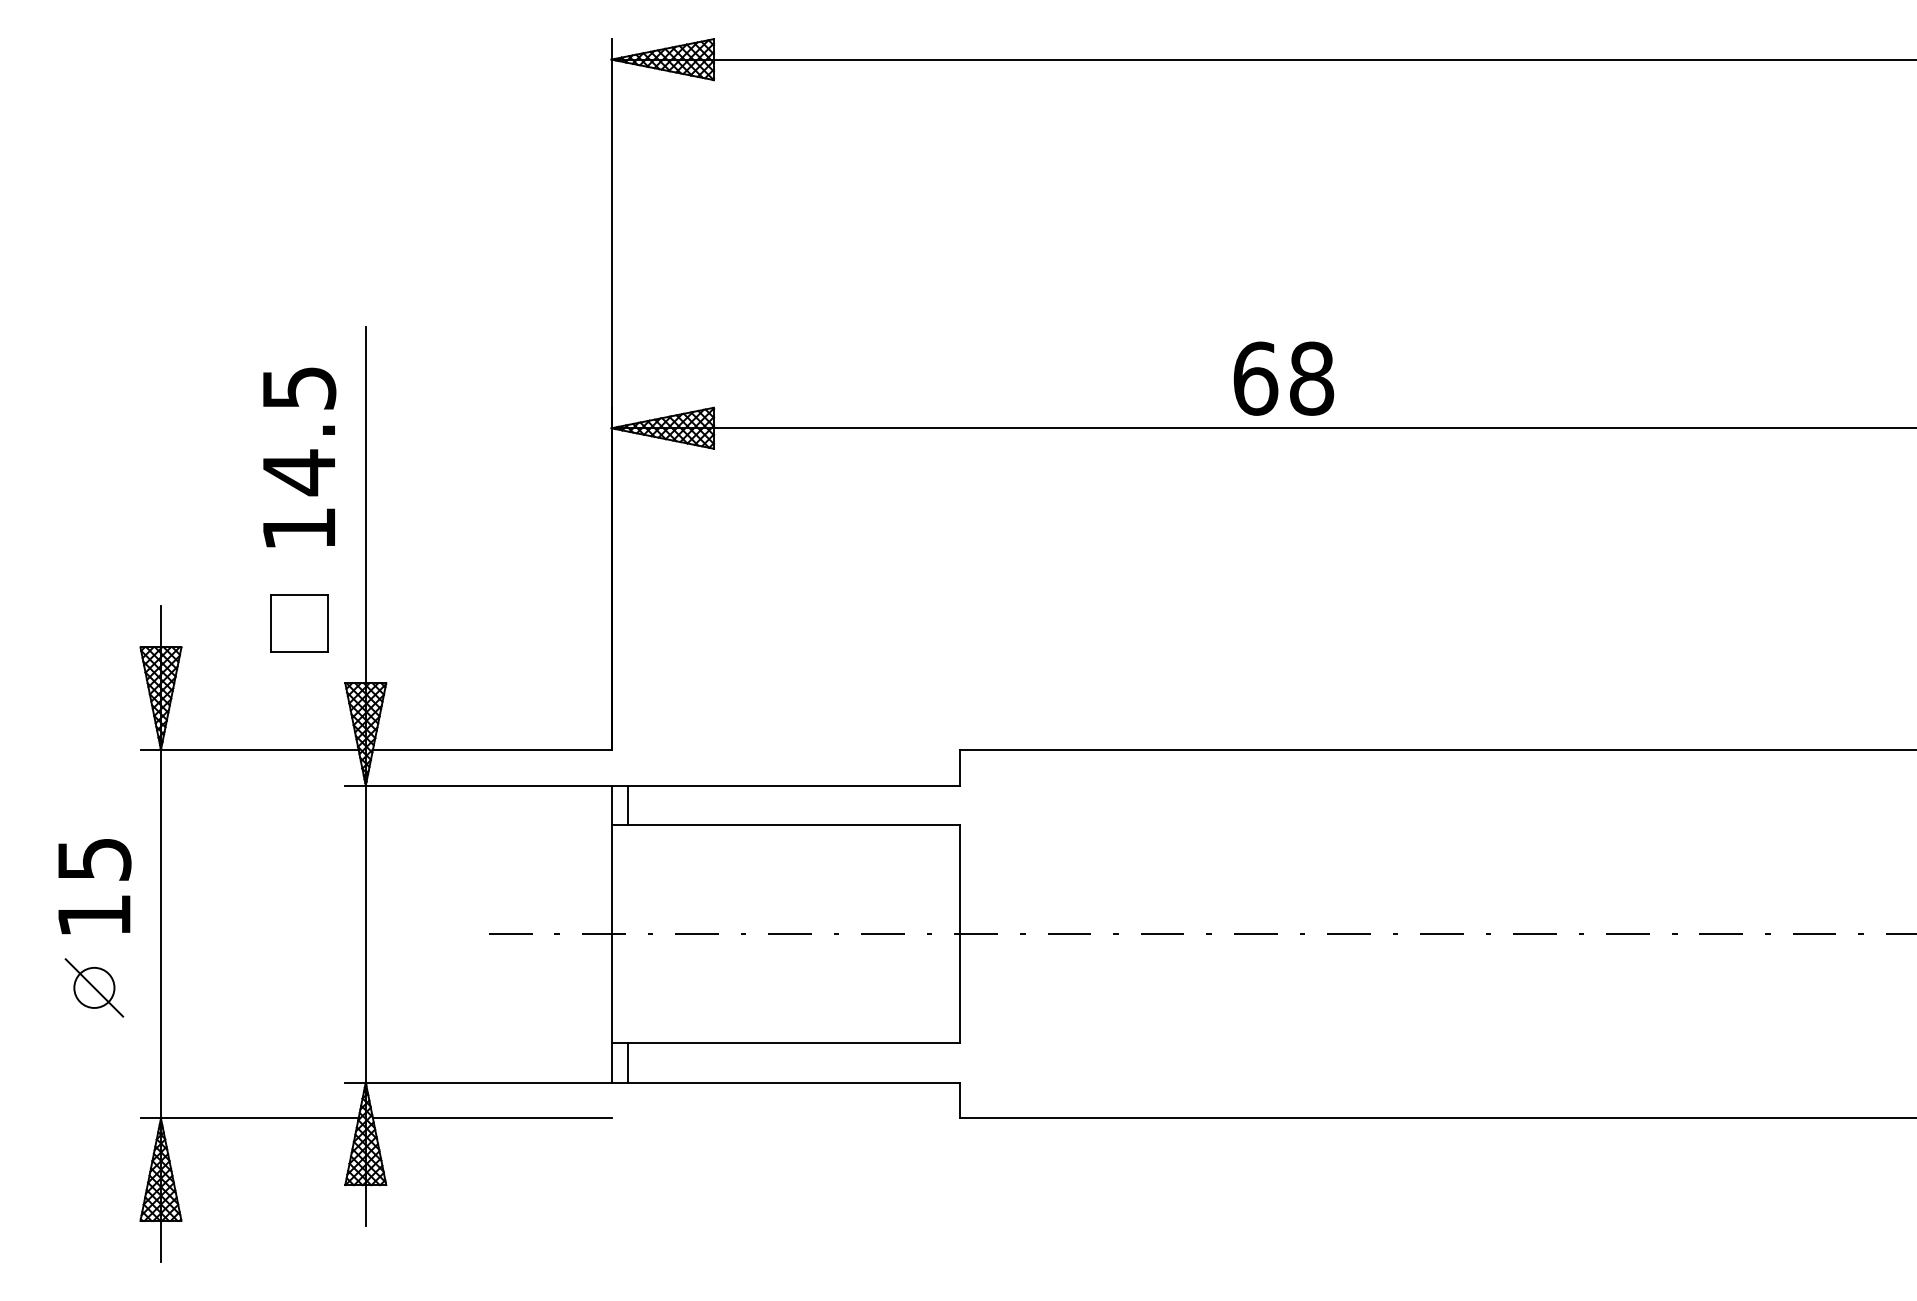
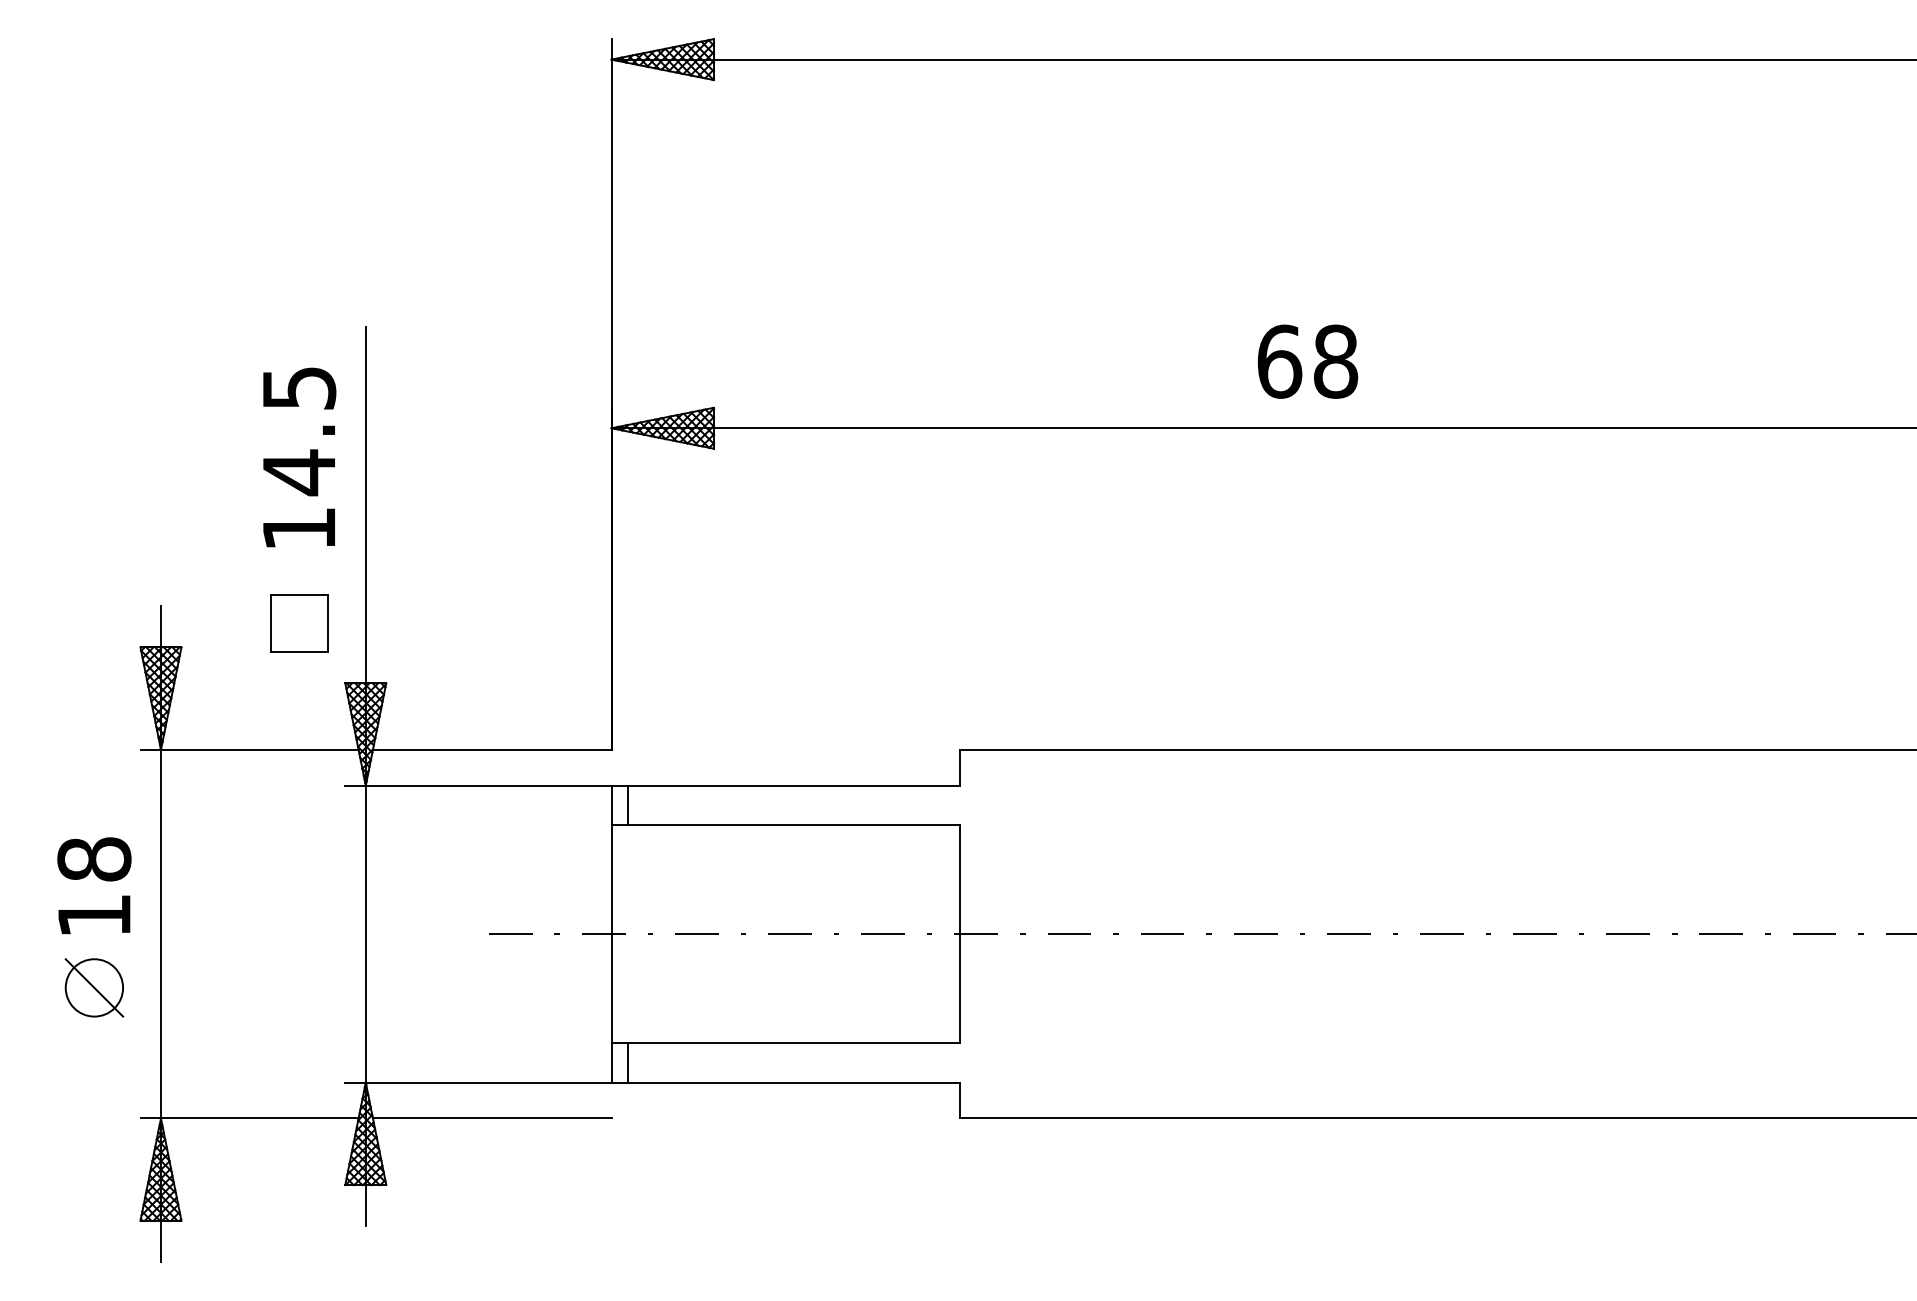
text position: (1283, 378) -> (1307, 361) (1307, 361)
text: 15 -> 18 (94, 859)
circle diameter: 40 px -> 57 px (94, 987)
